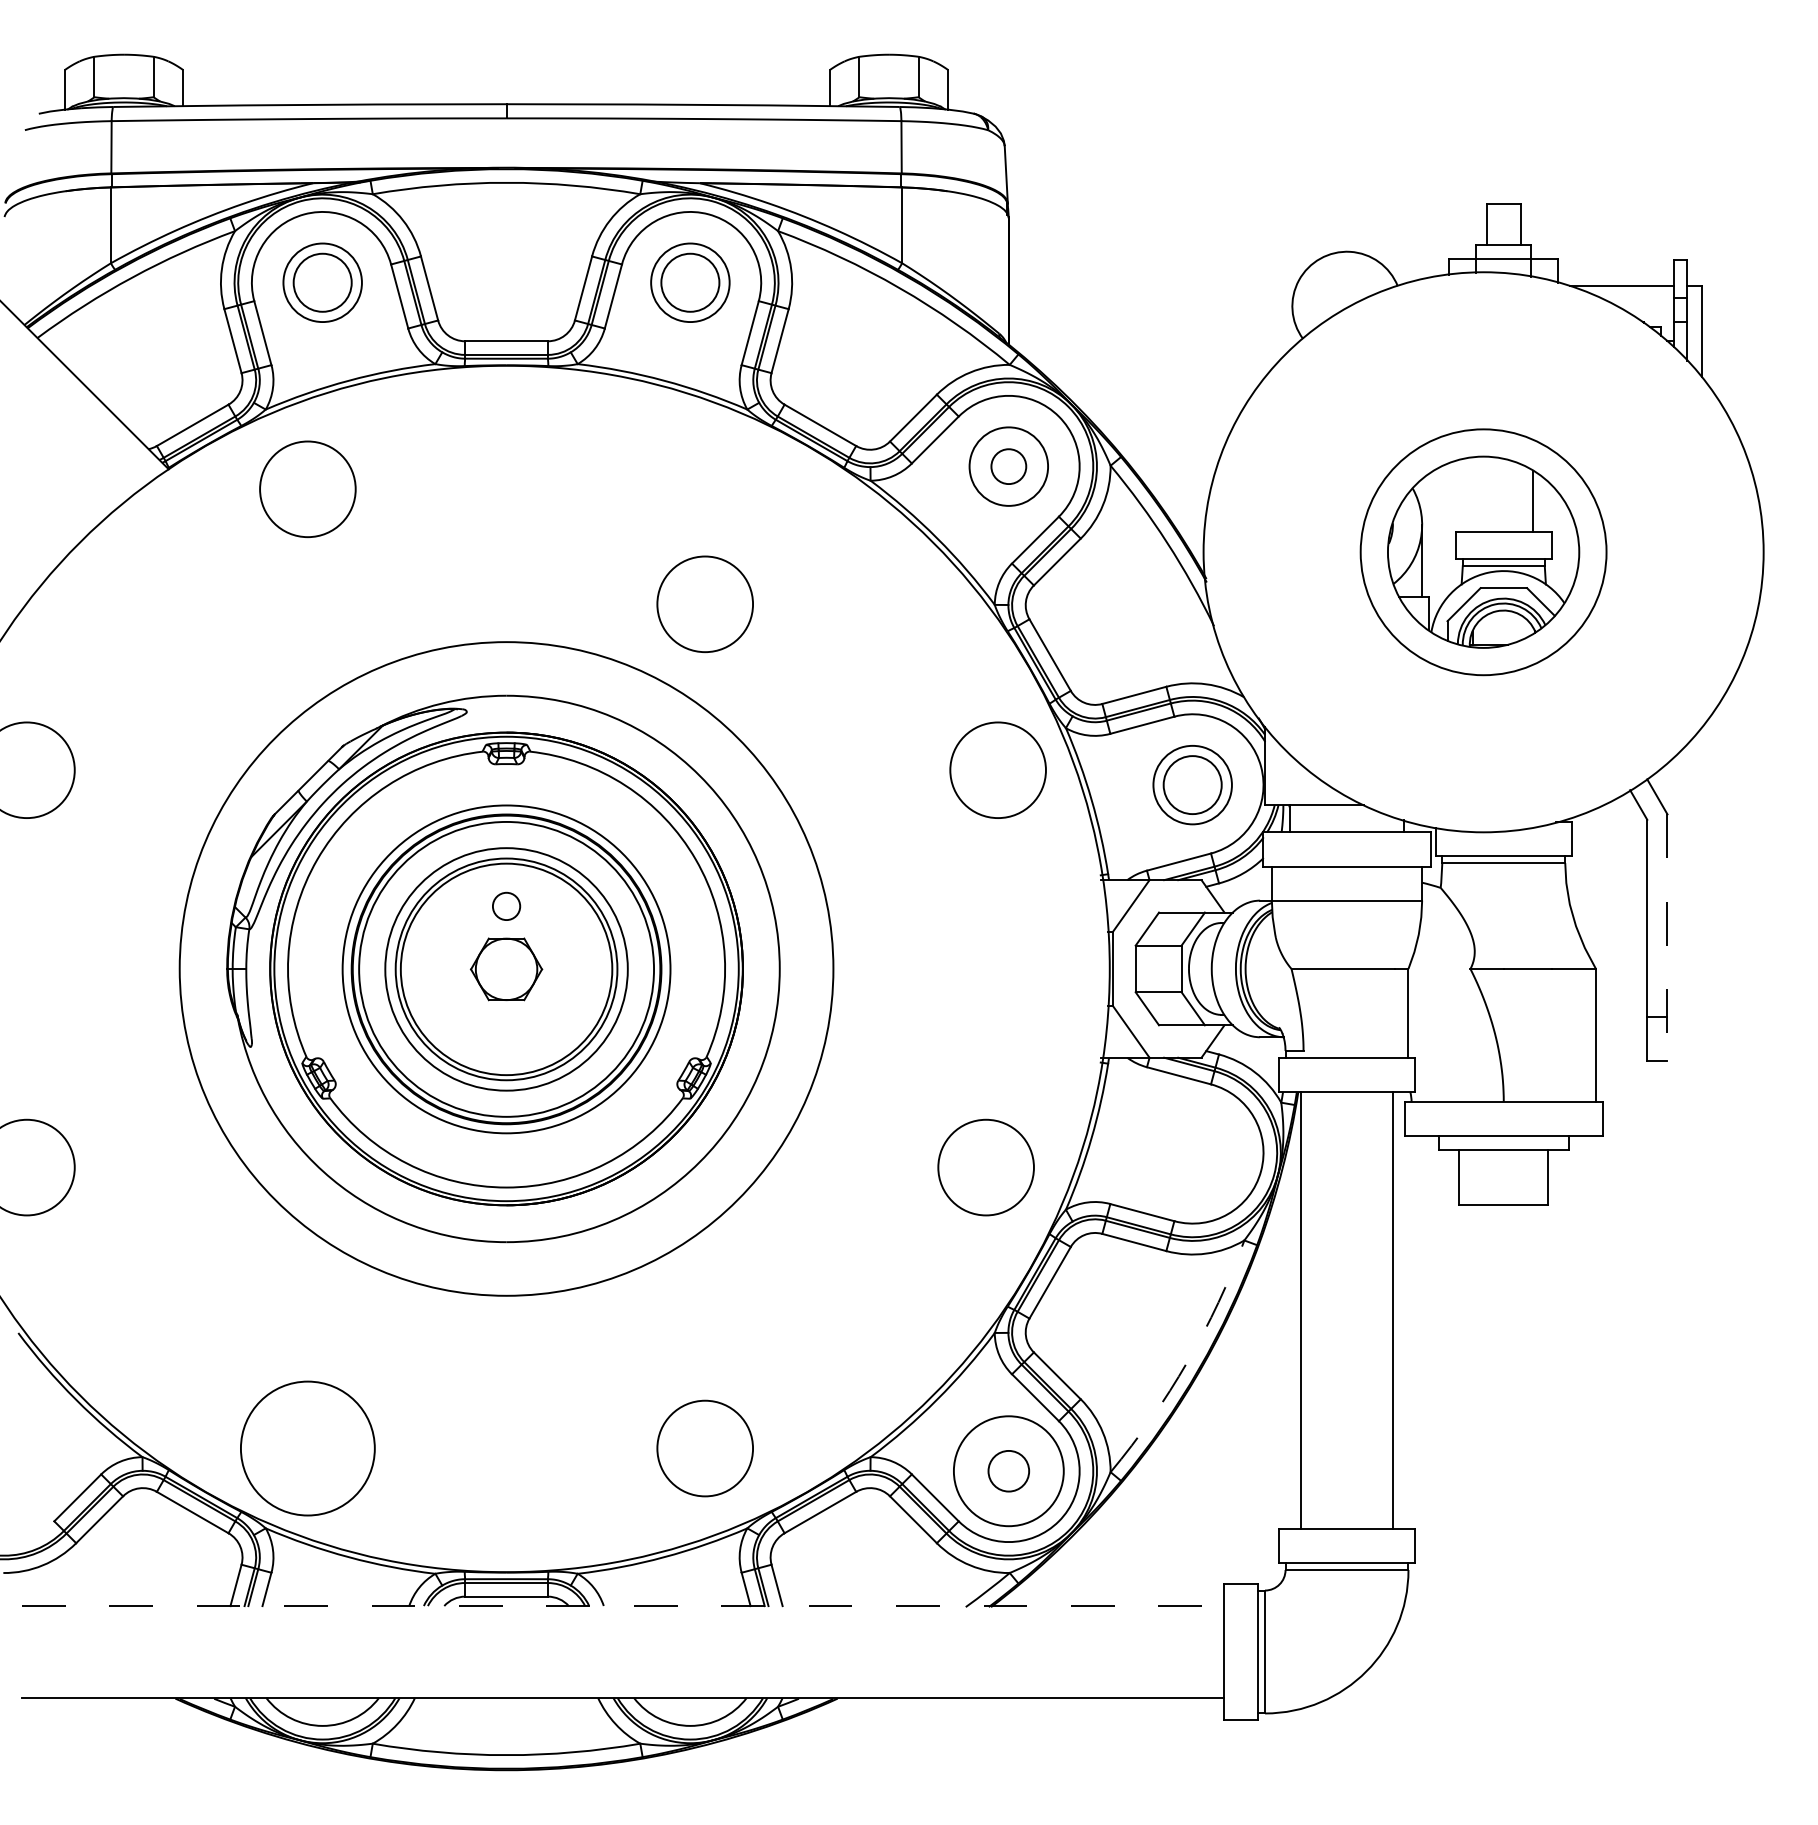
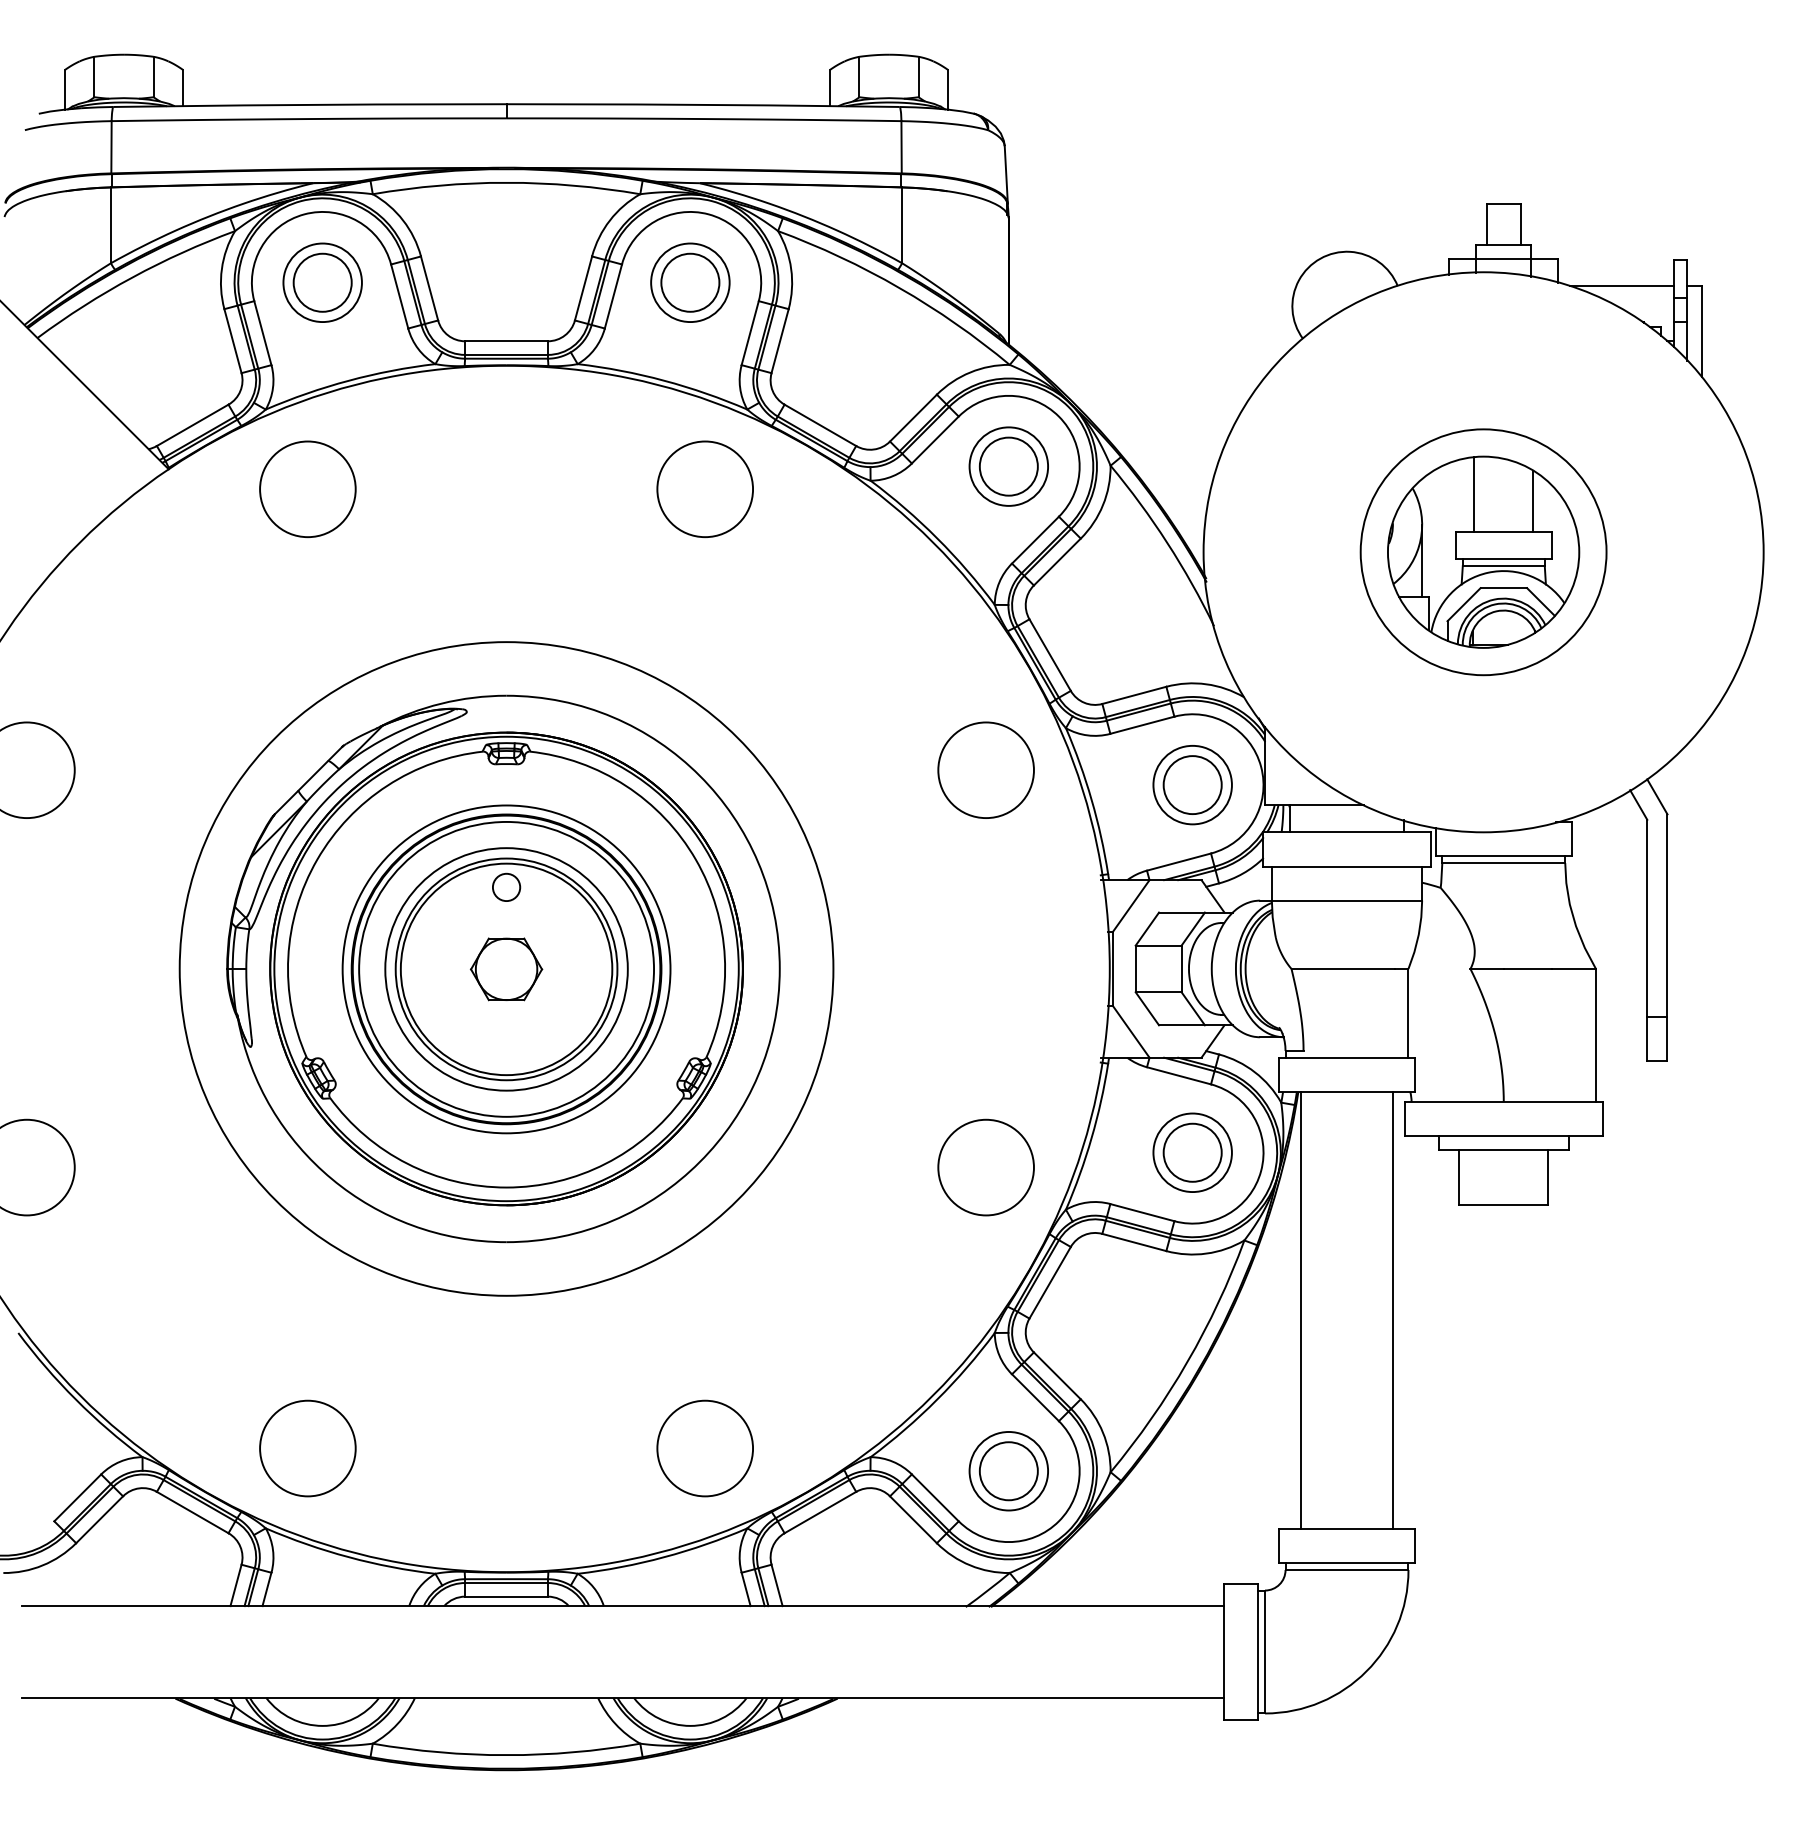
circle diameter: 35 px -> 58 px (1008, 466)
line: none -> present (1474, 494)
circle position: (704, 604) -> (704, 489) (704, 489)
circle position: (997, 769) -> (985, 769) (985, 769)
circle position: (506, 905) -> (506, 886) (506, 886)
line: dashed -> solid (1667, 938)
part: none -> present (1192, 1152)
arc: dashed -> solid (1187, 1362)
circle diameter: 134 px -> 96 px (307, 1448)
circle diameter: 41 px -> 58 px (1008, 1471)
circle diameter: 110 px -> 79 px (1008, 1470)
line: dashed -> solid (623, 1606)
